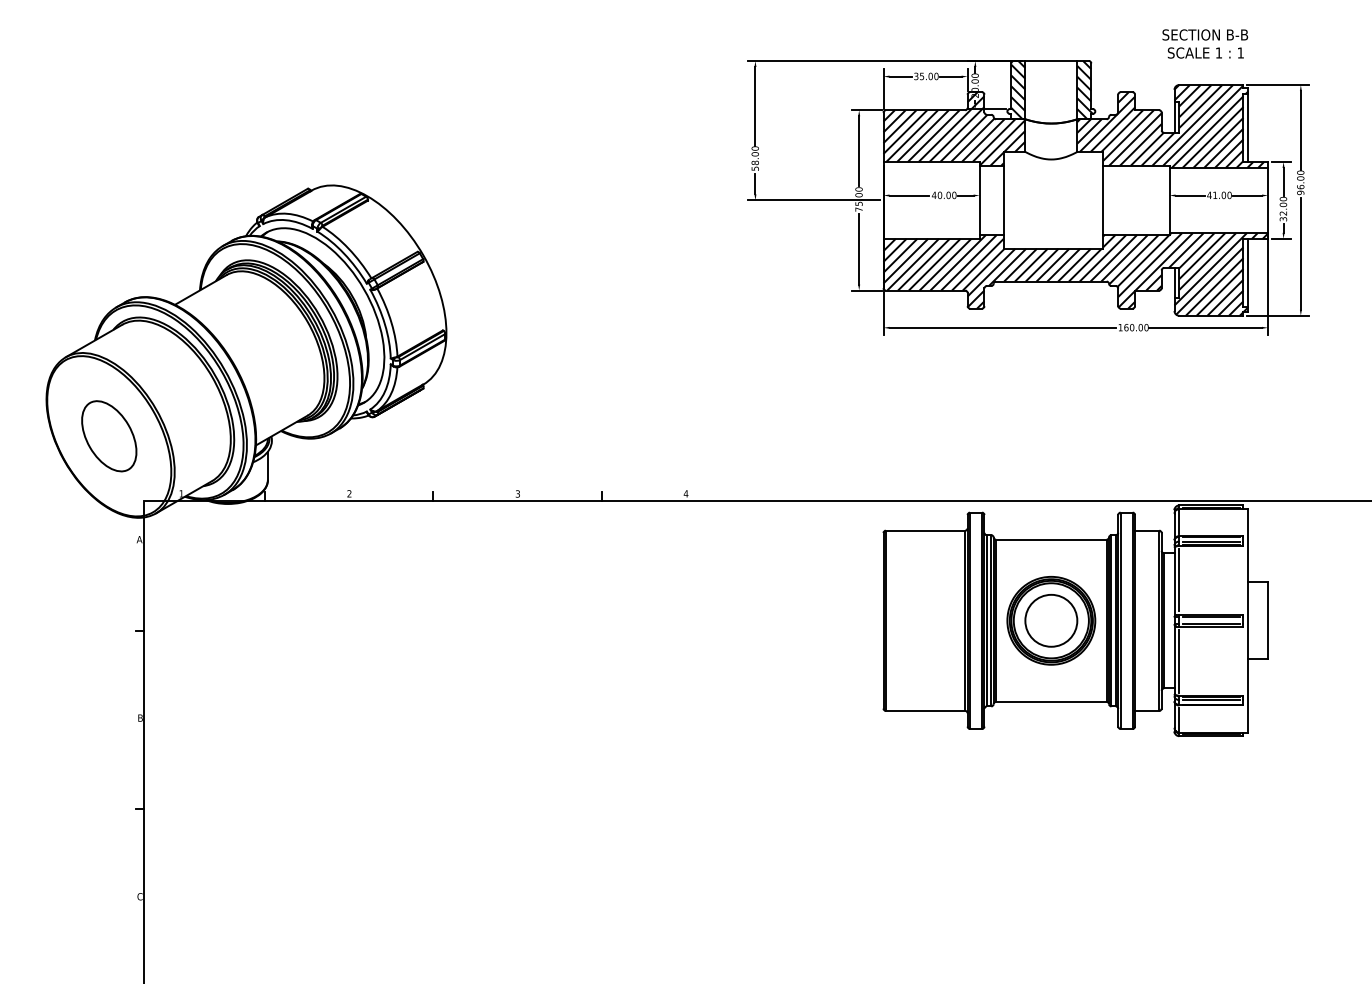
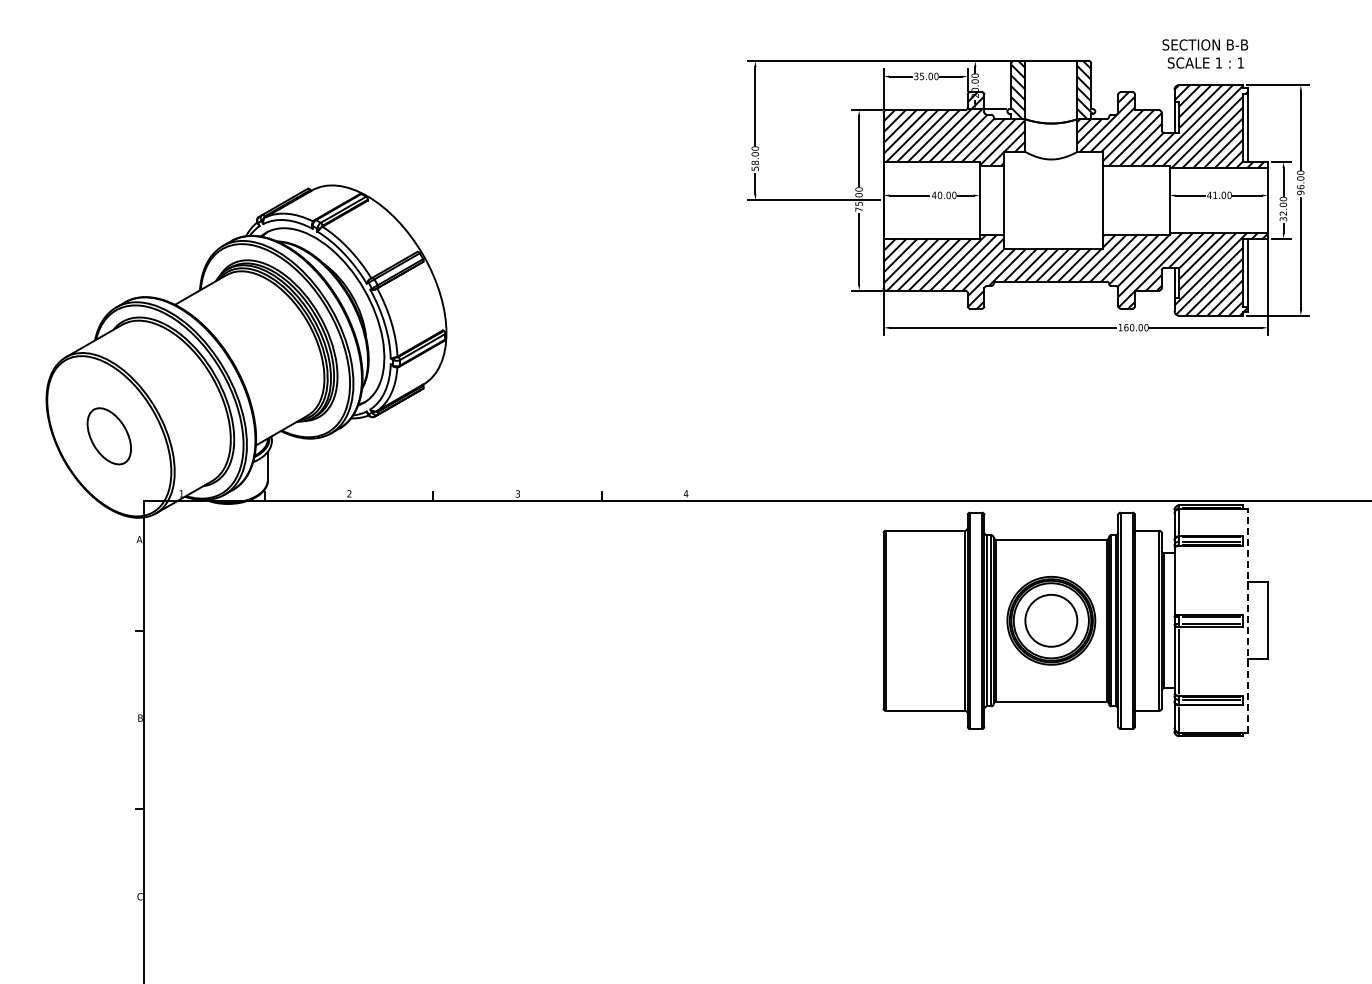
text position: (1205, 43) -> (1205, 53) (1205, 53)
part size: 57x73 px -> 46x59 px (108, 436)
line: present -> none (1179, 579)
line: solid -> dashed (1248, 620)
